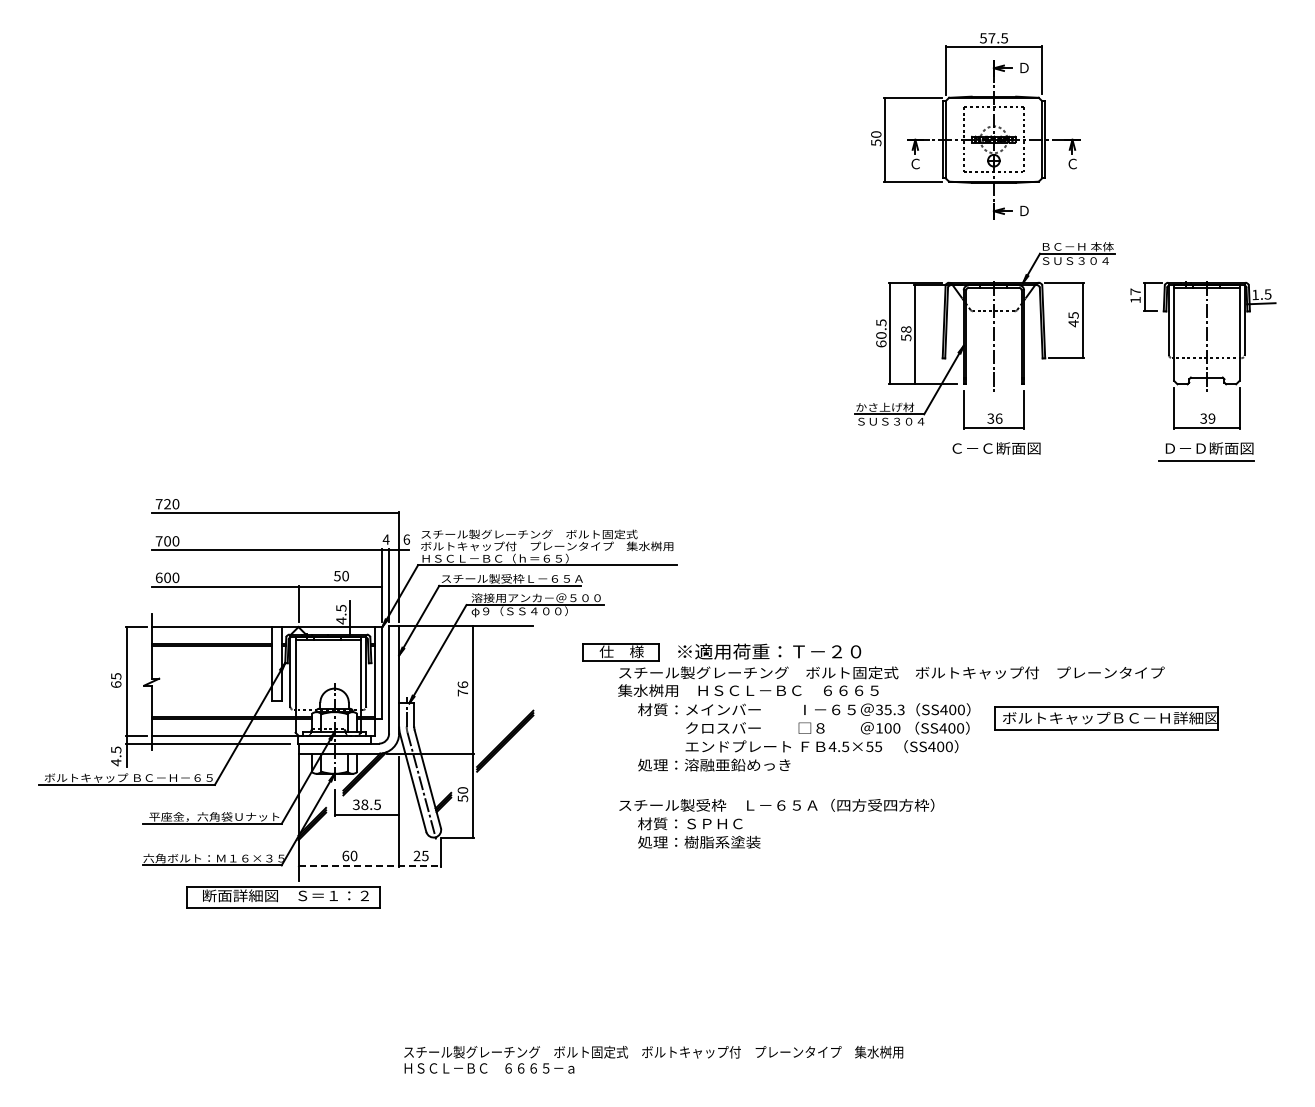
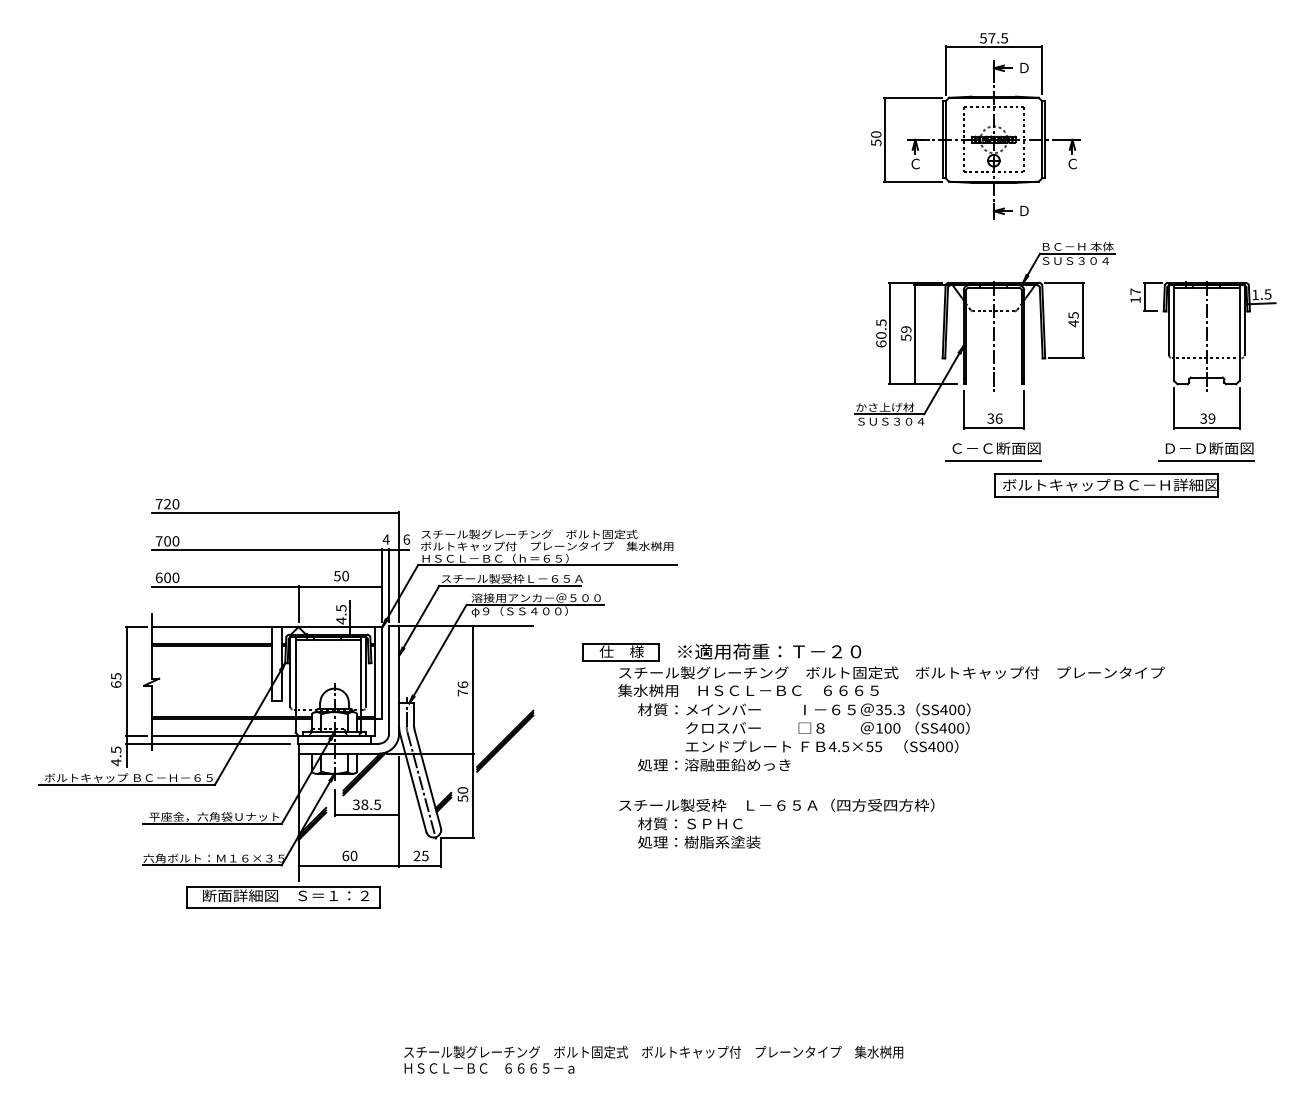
text: 58 -> 59 (906, 329)
line: none -> present (993, 460)
part position: (1106, 718) -> (1106, 485) (1106, 485)
line: dashed -> solid (370, 866)
